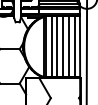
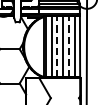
line: solid -> dashed (57, 45)
line: solid -> dashed (68, 45)
